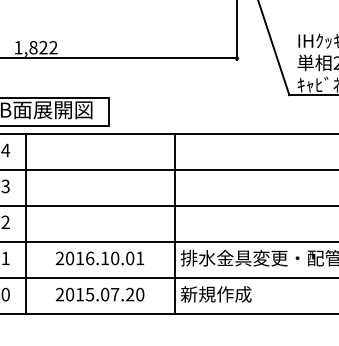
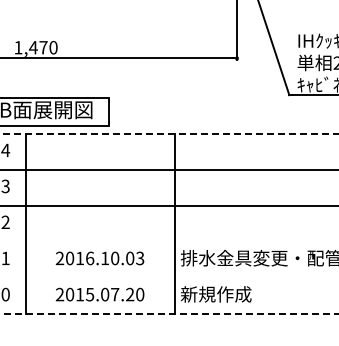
text: 1,822 -> 1,470 (43, 47)
line: solid -> dashed (169, 134)
line: present -> none (168, 242)
text: 2016.10.01 -> 2016.10.03 (140, 258)
line: present -> none (168, 278)
line: solid -> dashed (168, 314)
